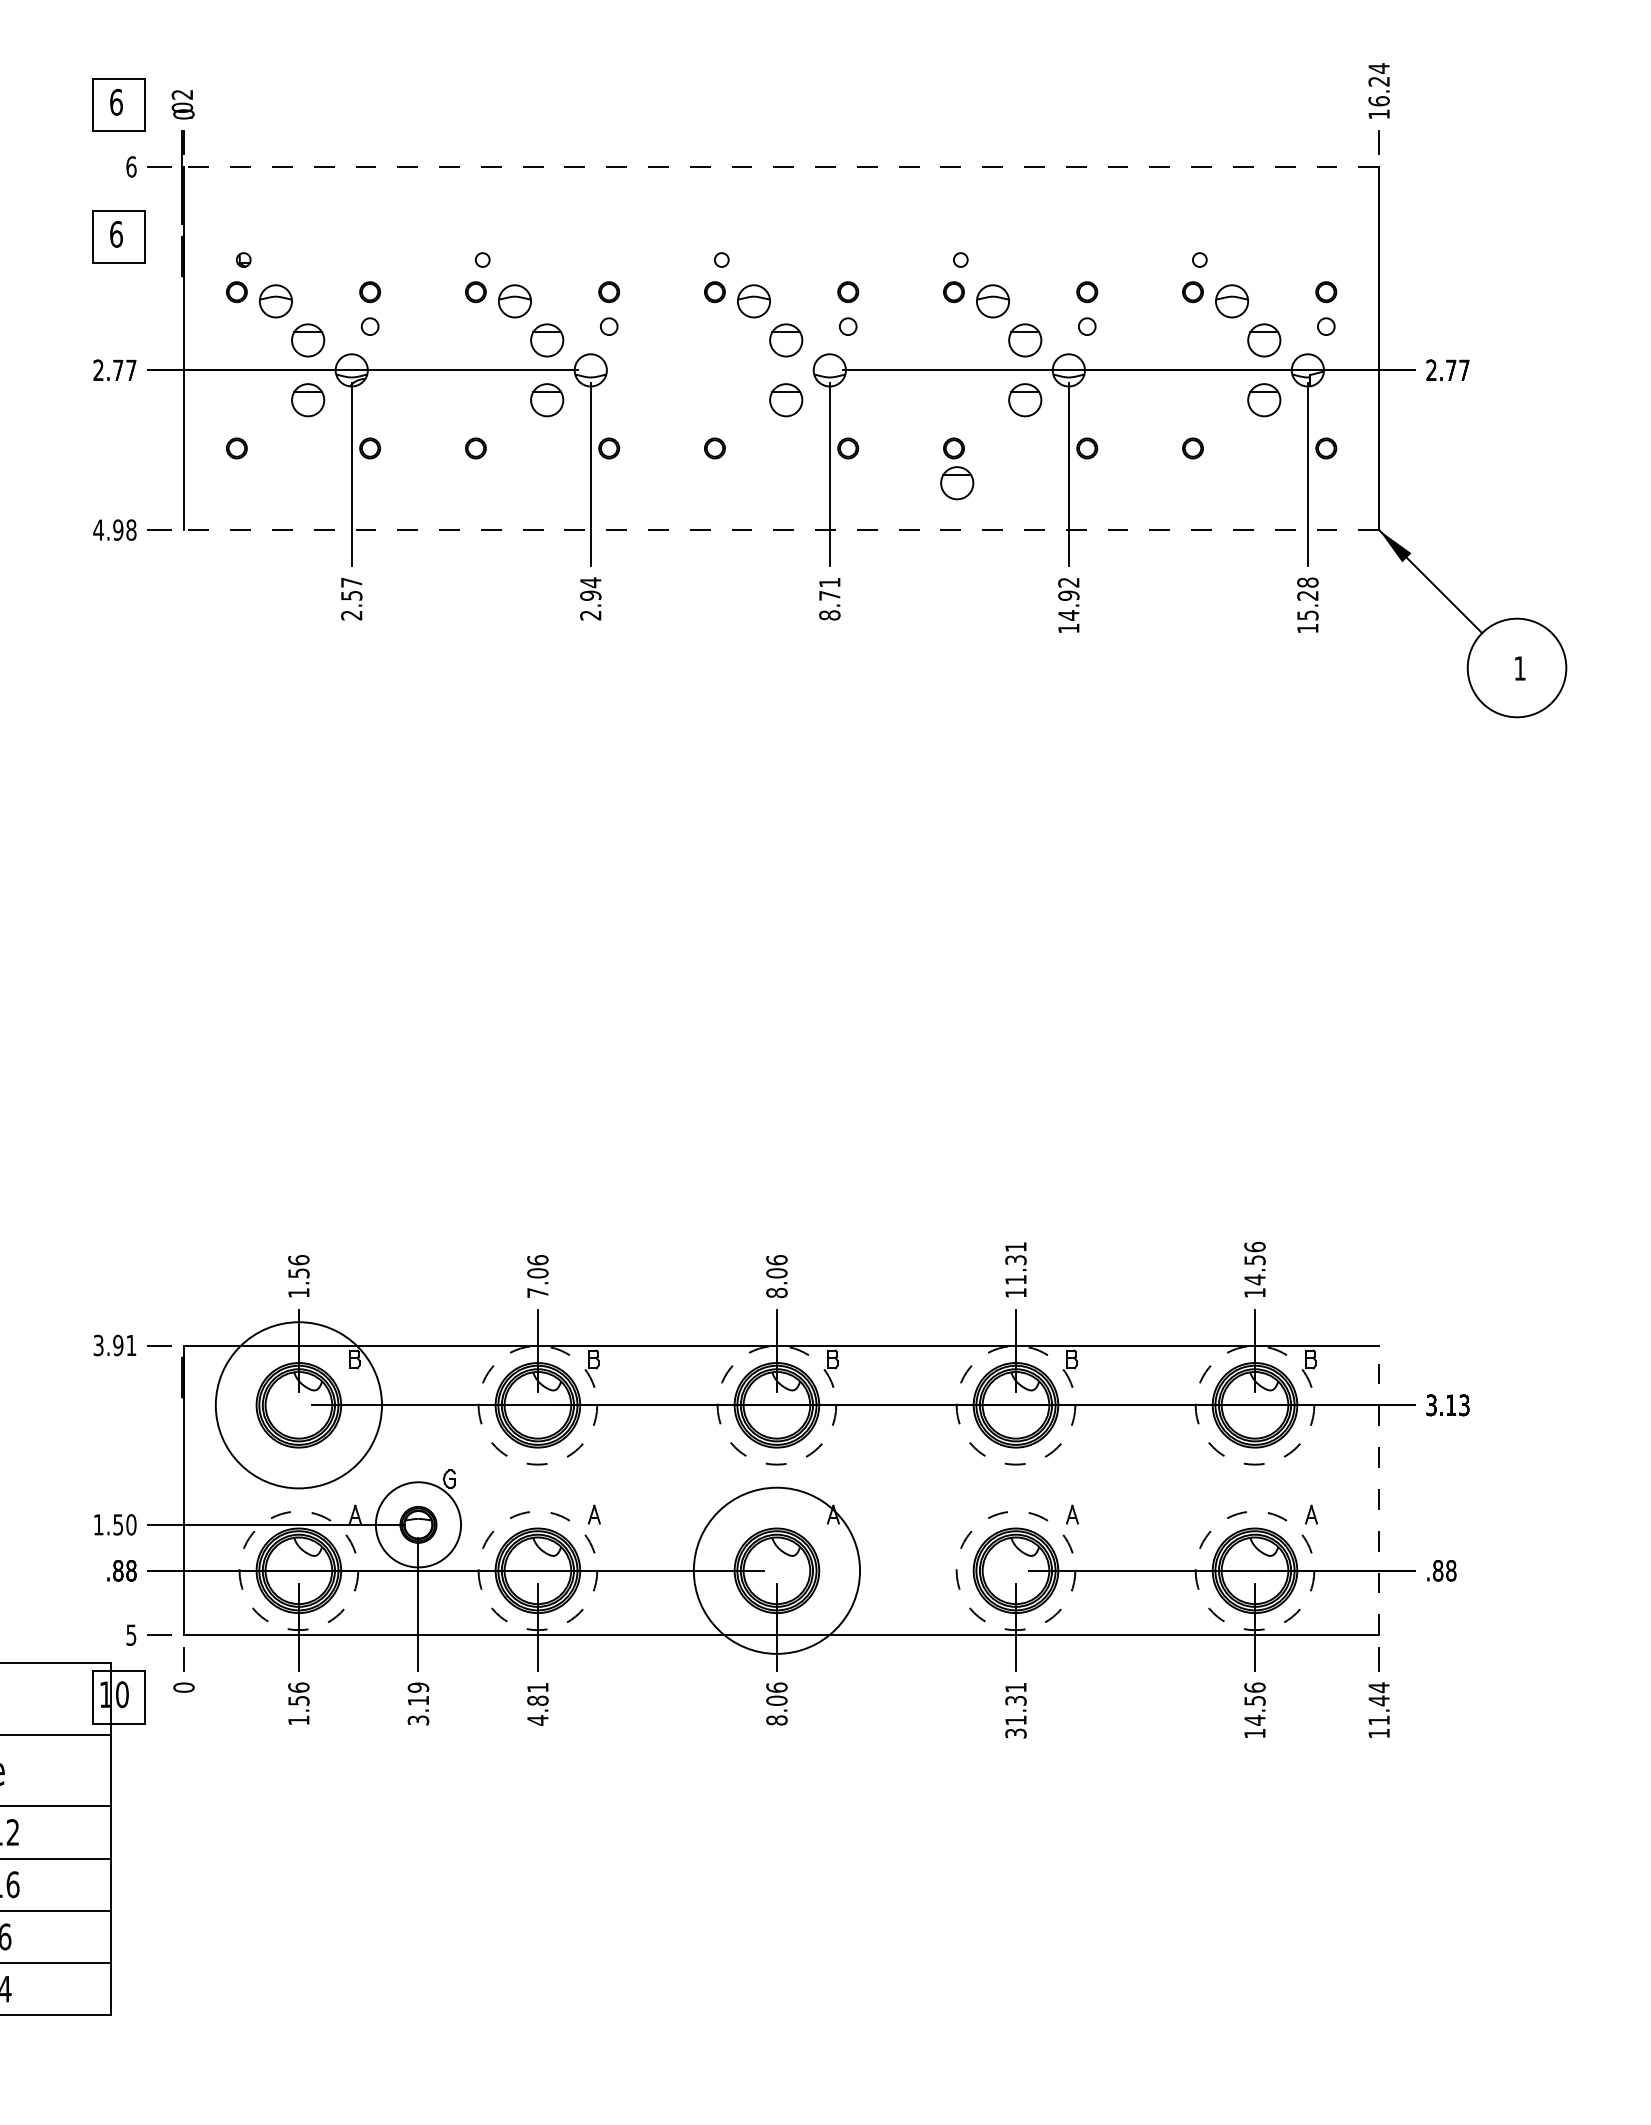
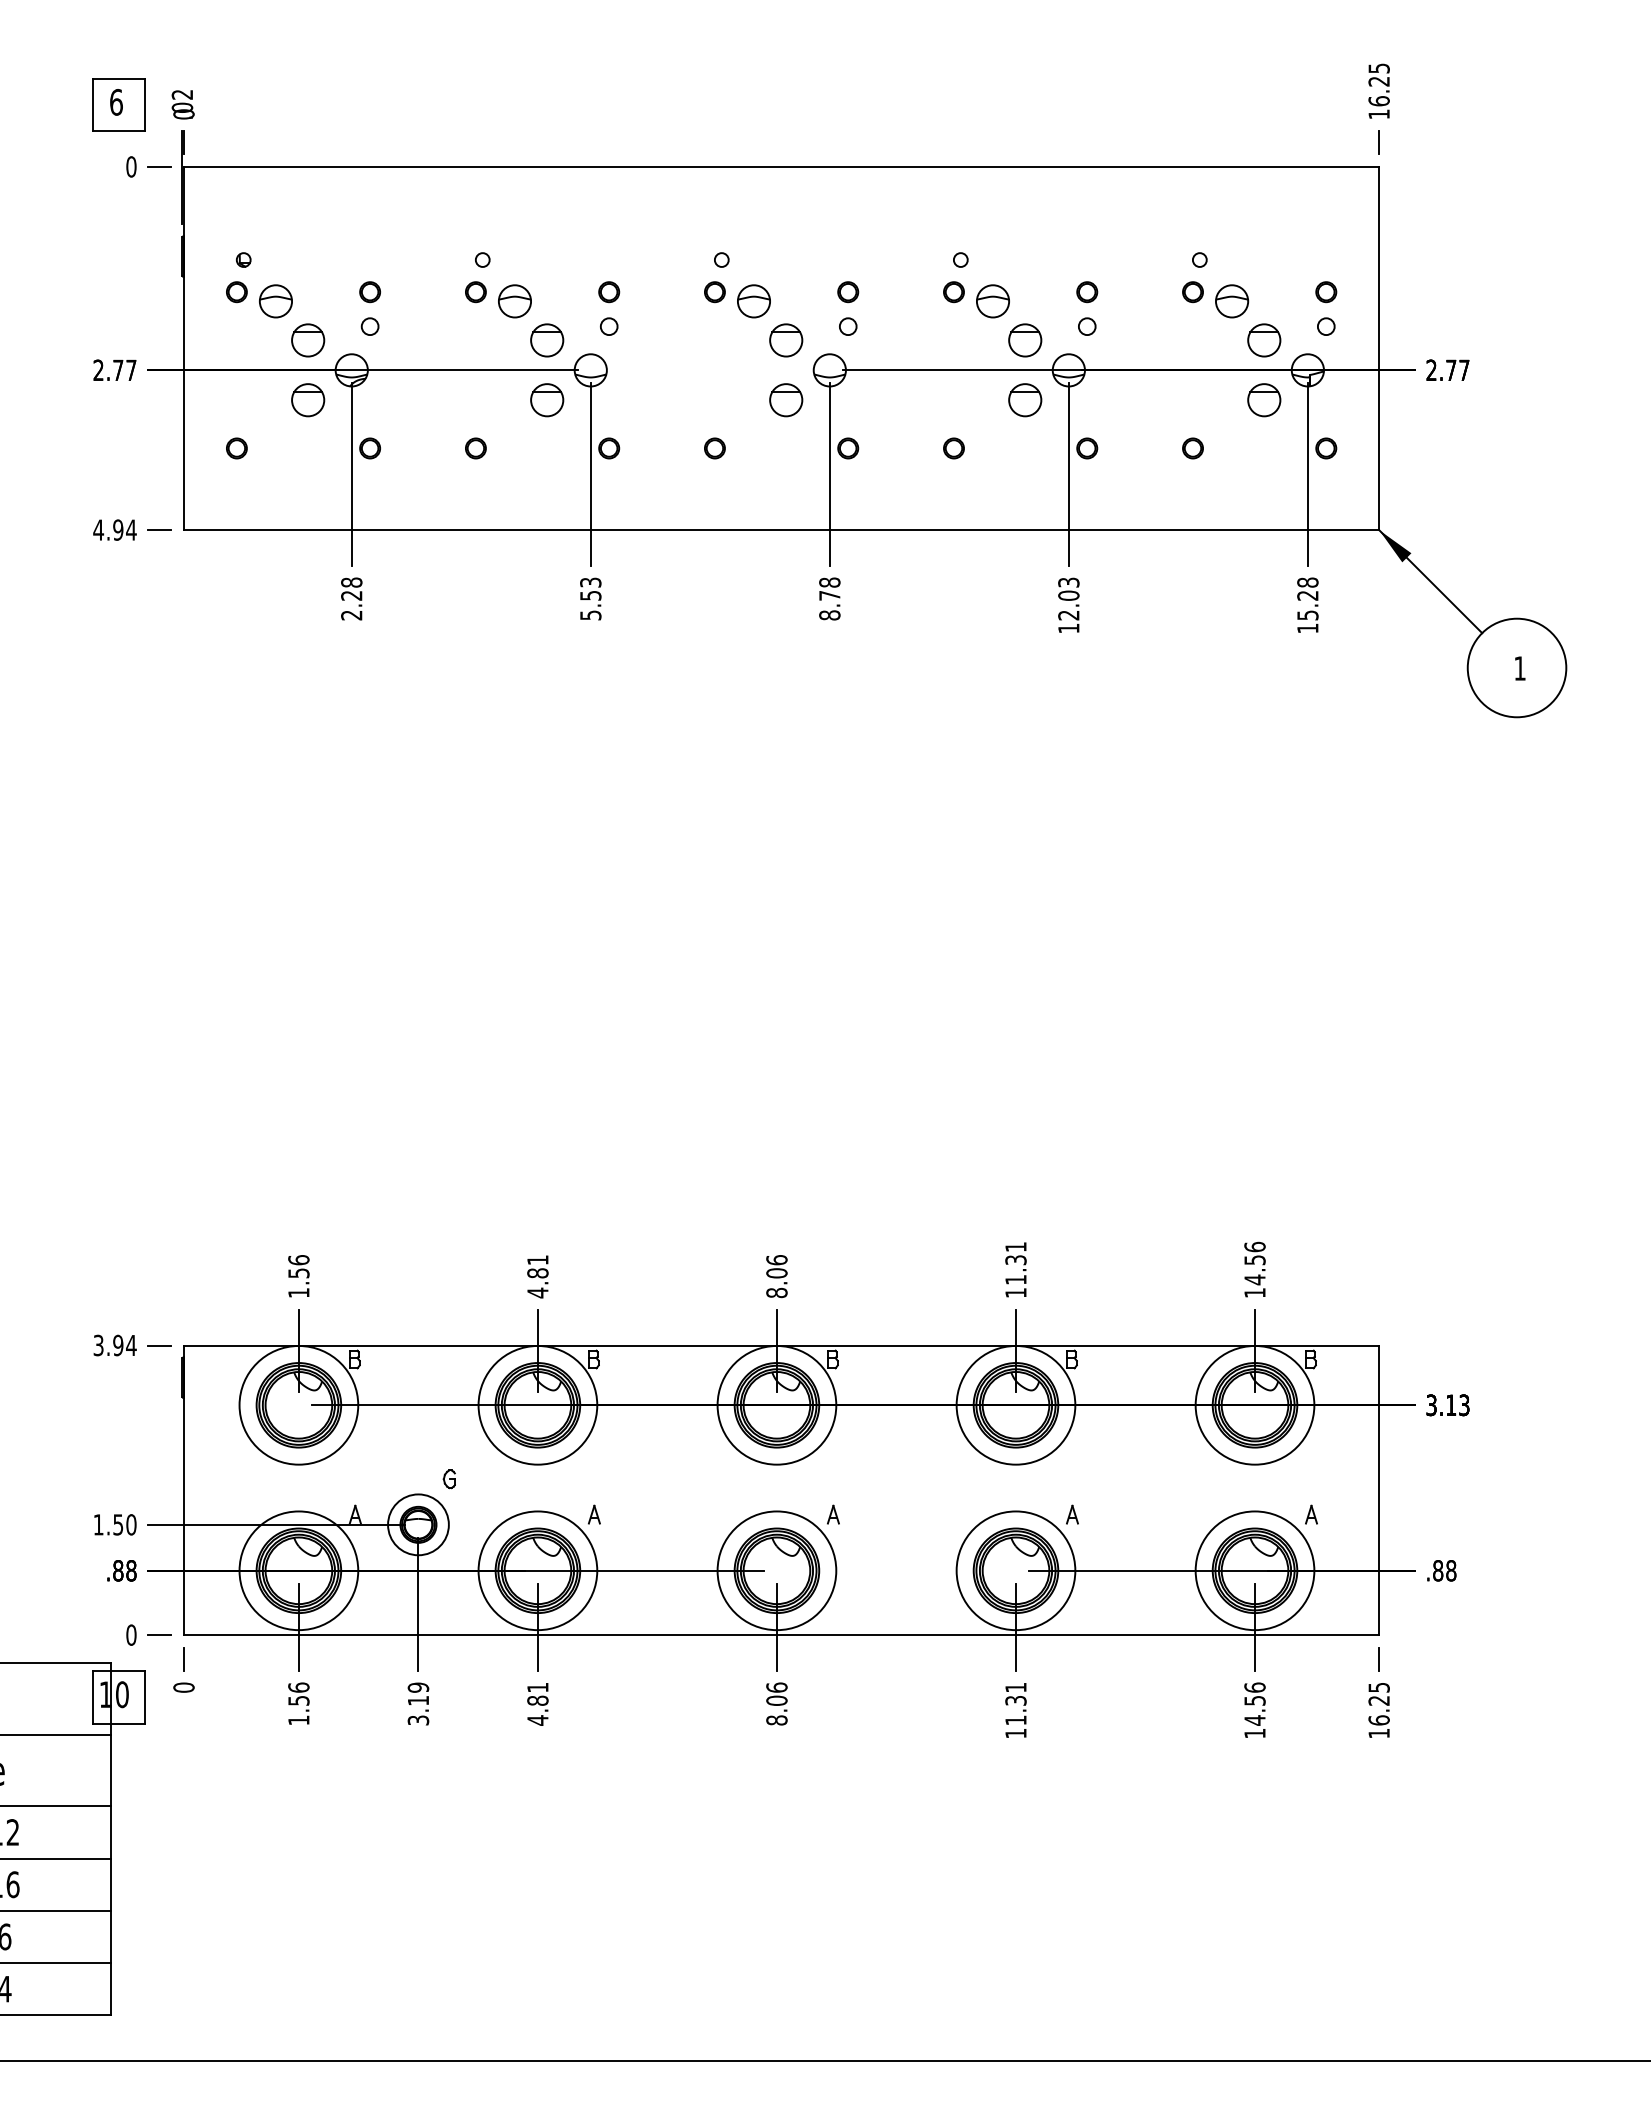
text: 16.24 -> 16.25 (1378, 68)
text: 6 -> 0 (131, 166)
line: dashed -> solid (781, 166)
part: present -> none (118, 236)
part: present -> none (957, 483)
text: 4.98 -> 4.94 (131, 529)
line: dashed -> solid (781, 530)
text: 8.71 -> 8.78 (829, 582)
text: 2.57 -> 2.28 (351, 588)
text: 2.94 -> 5.53 (590, 598)
text: 14.92 -> 12.03 (1068, 598)
text: 7.06 -> 4.81 (537, 1276)
text: 3.91 -> 3.94 (131, 1345)
circle: dashed -> solid (537, 1404)
circle: dashed -> solid (776, 1404)
circle: dashed -> solid (1015, 1404)
circle: dashed -> solid (1254, 1404)
circle diameter: 166 px -> 119 px (298, 1404)
line: dashed -> solid (1379, 1490)
circle diameter: 85 px -> 61 px (418, 1524)
circle: dashed -> solid (298, 1570)
circle: dashed -> solid (537, 1570)
circle diameter: 166 px -> 119 px (776, 1570)
circle: dashed -> solid (1015, 1570)
circle: dashed -> solid (1254, 1570)
text: 5 -> 0 (131, 1634)
text: 11.44 -> 16.25 (1378, 1703)
text: 31.31 -> 11.31 (1015, 1733)
line: none -> present (824, 2061)
